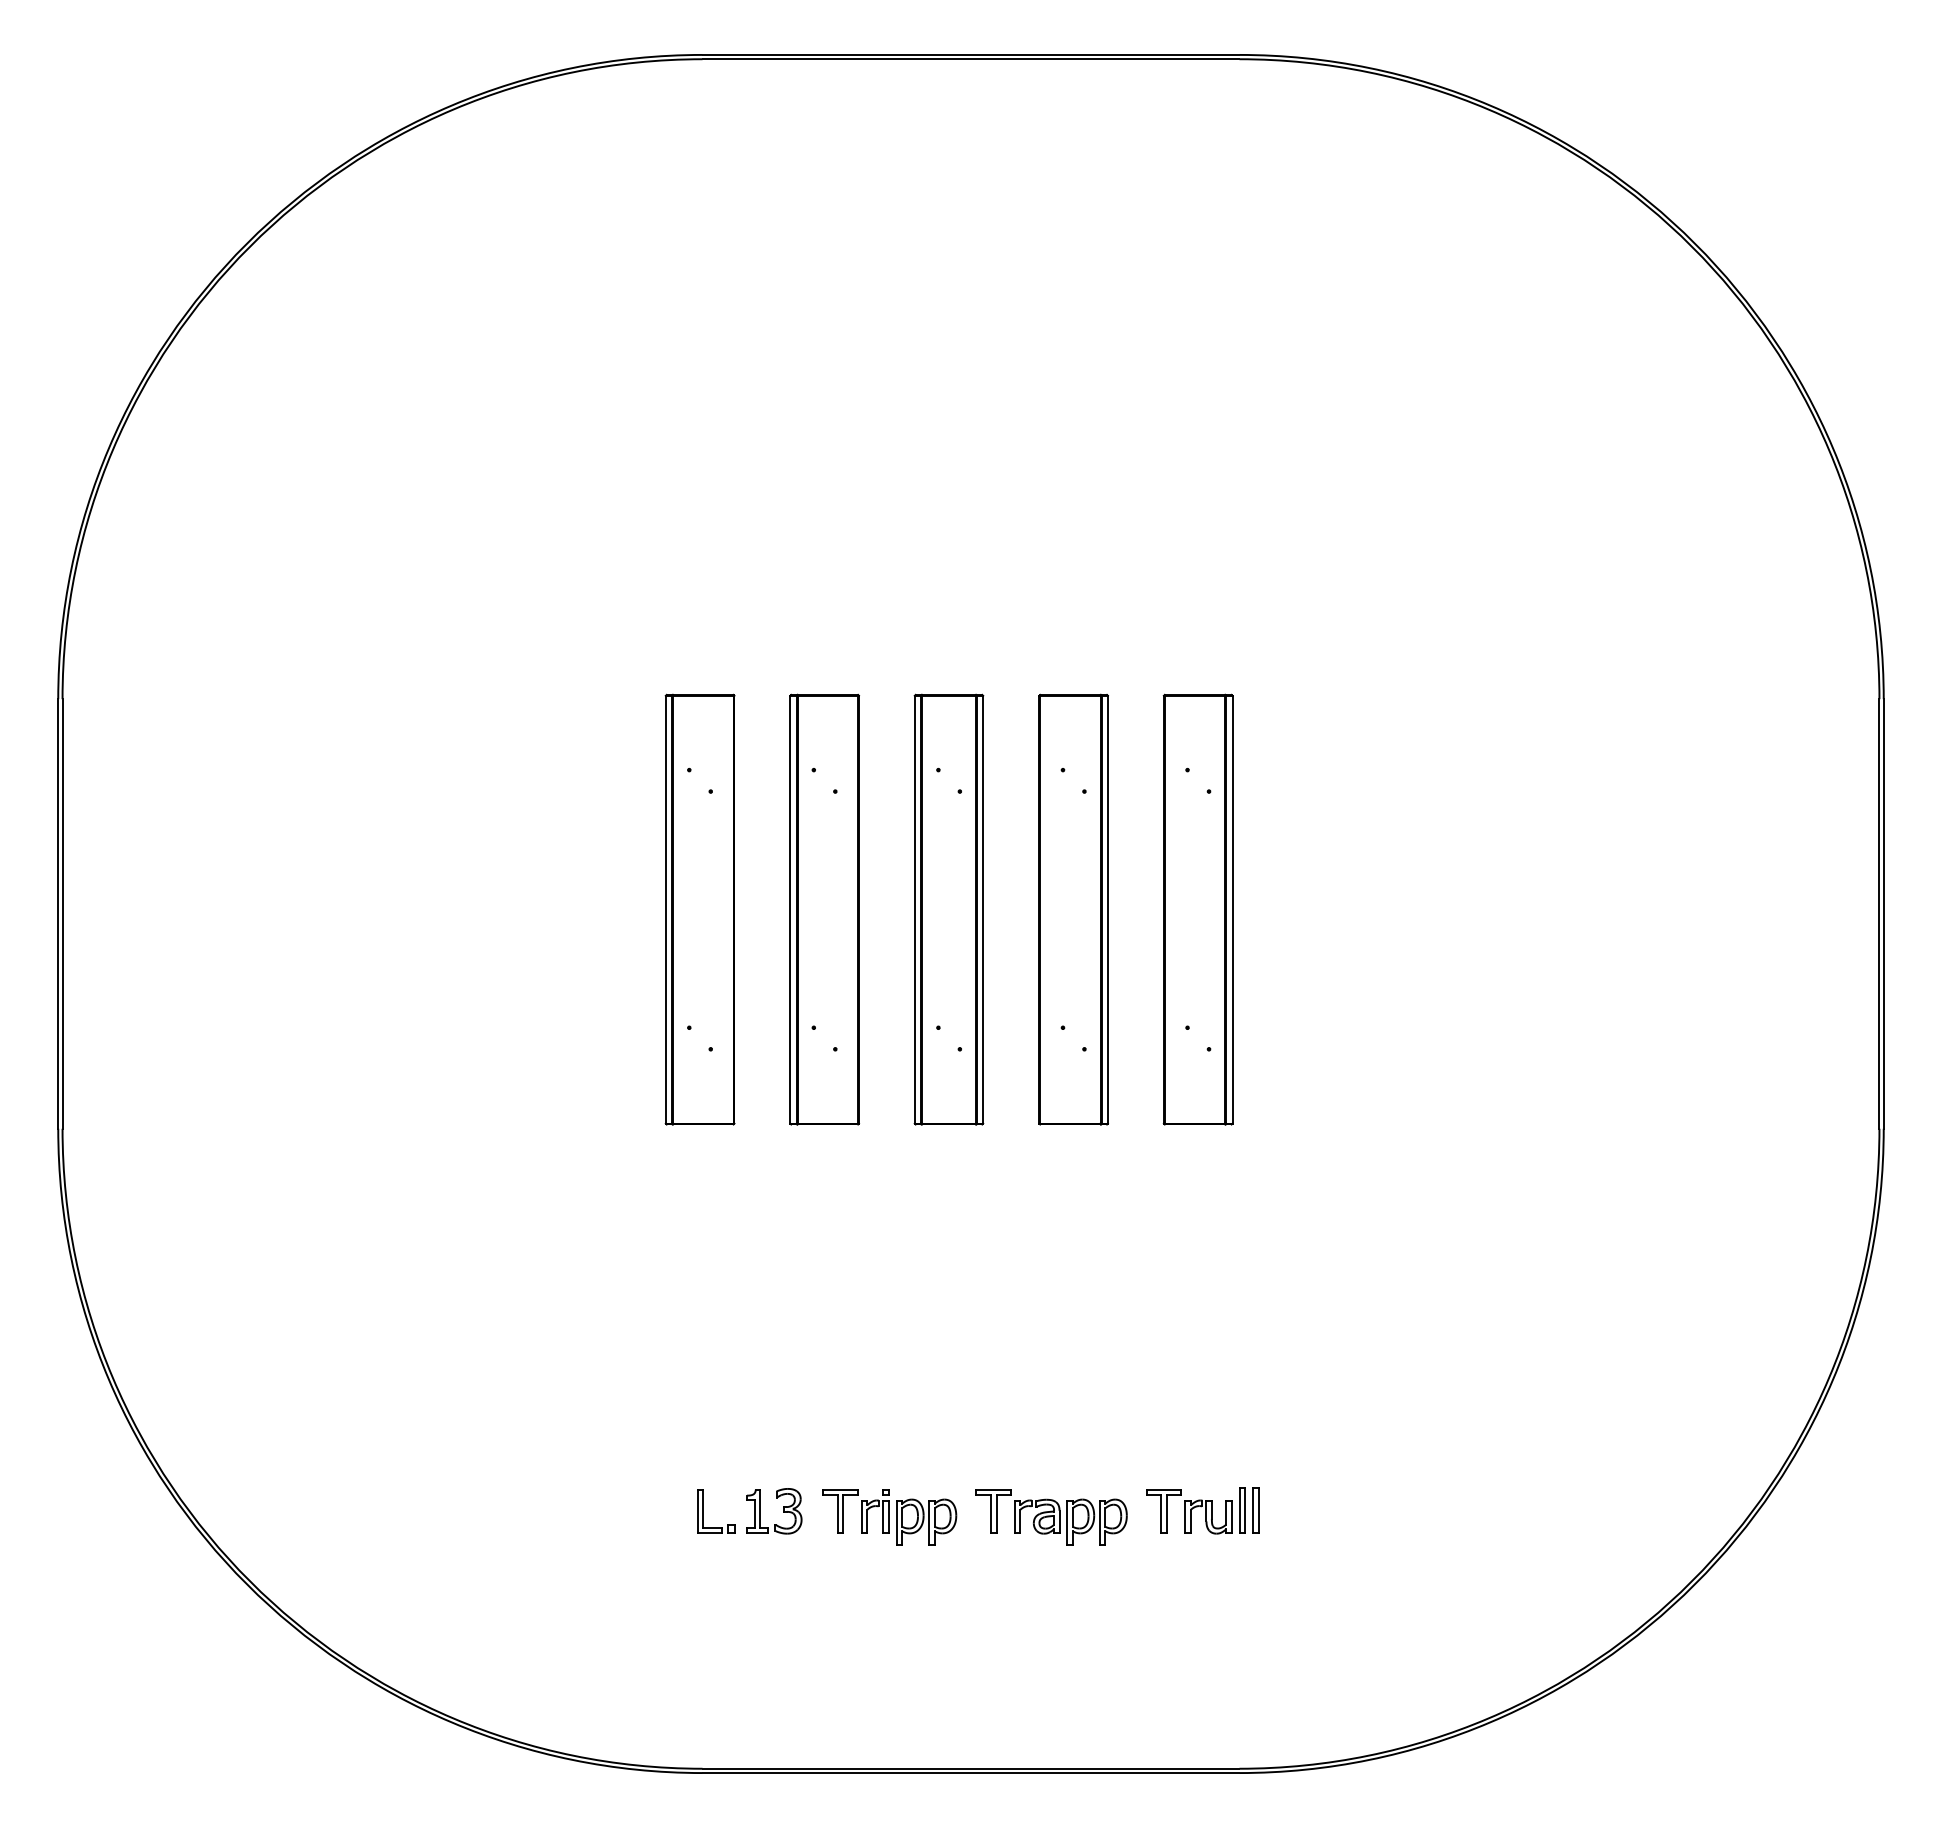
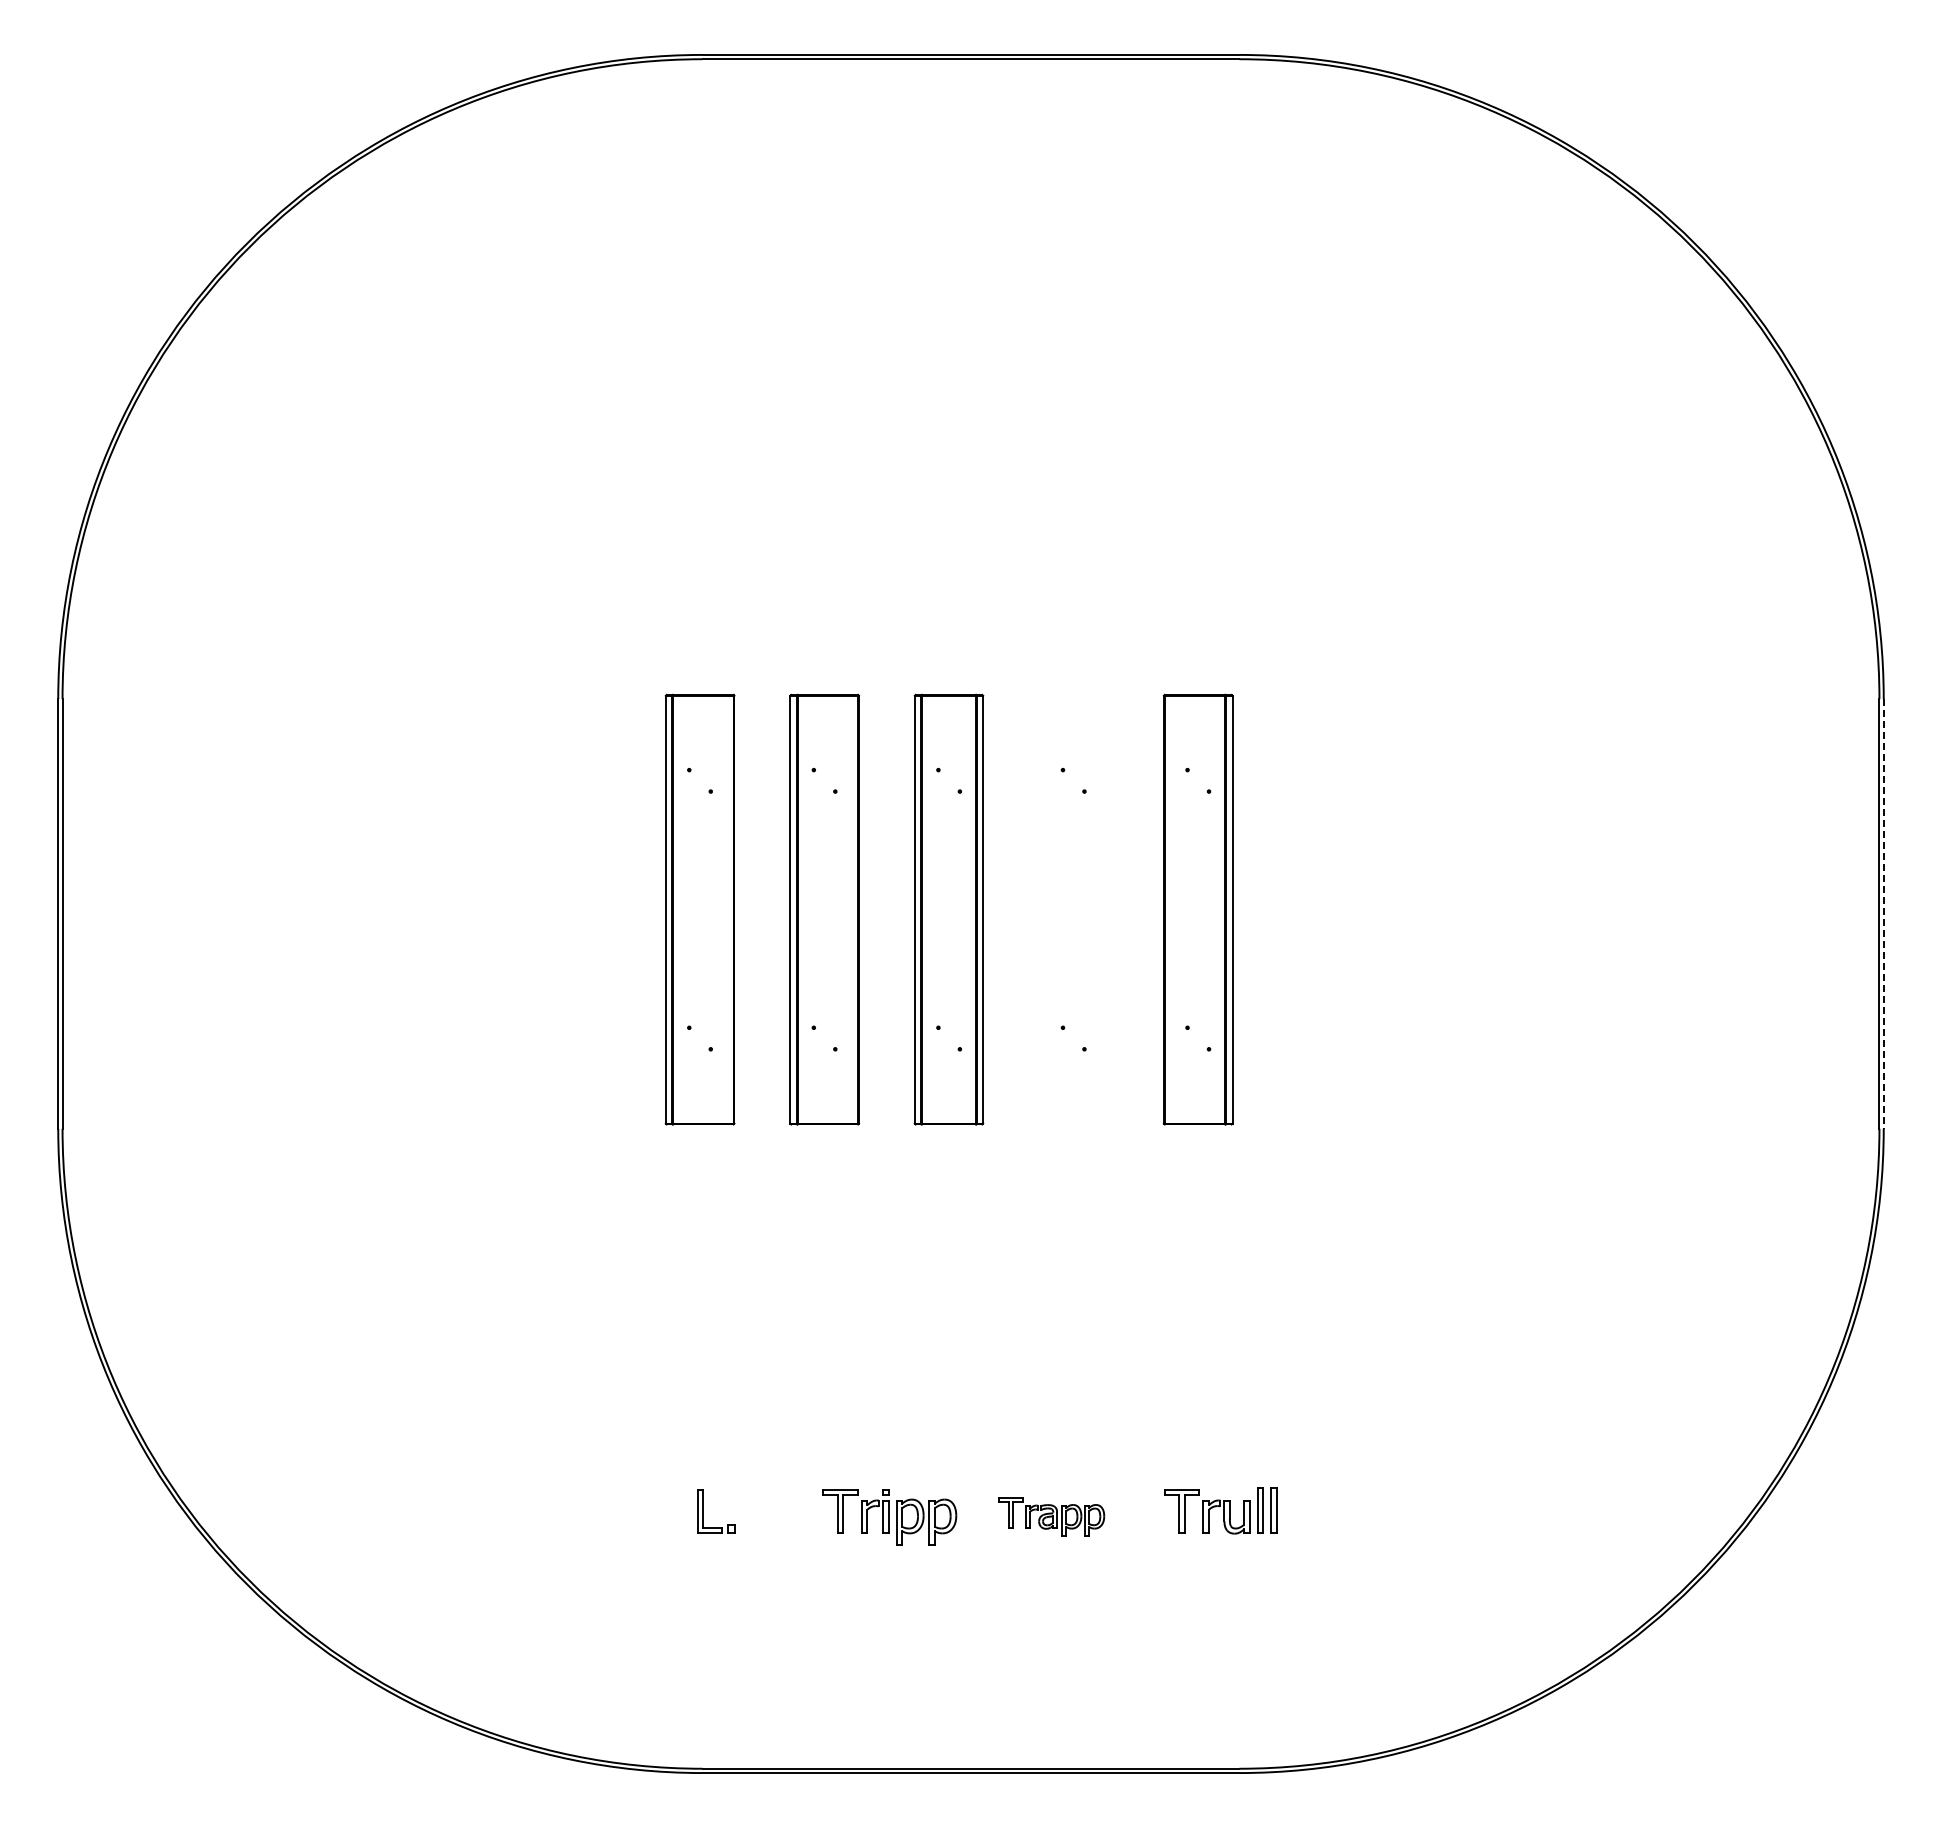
part: present -> none (1073, 909)
line: solid -> dashed (1883, 914)
part position: (1202, 1510) -> (1220, 1510) (1220, 1510)
part: present -> none (783, 1511)
part size: 153x57 px -> 108x40 px (1051, 1516)
